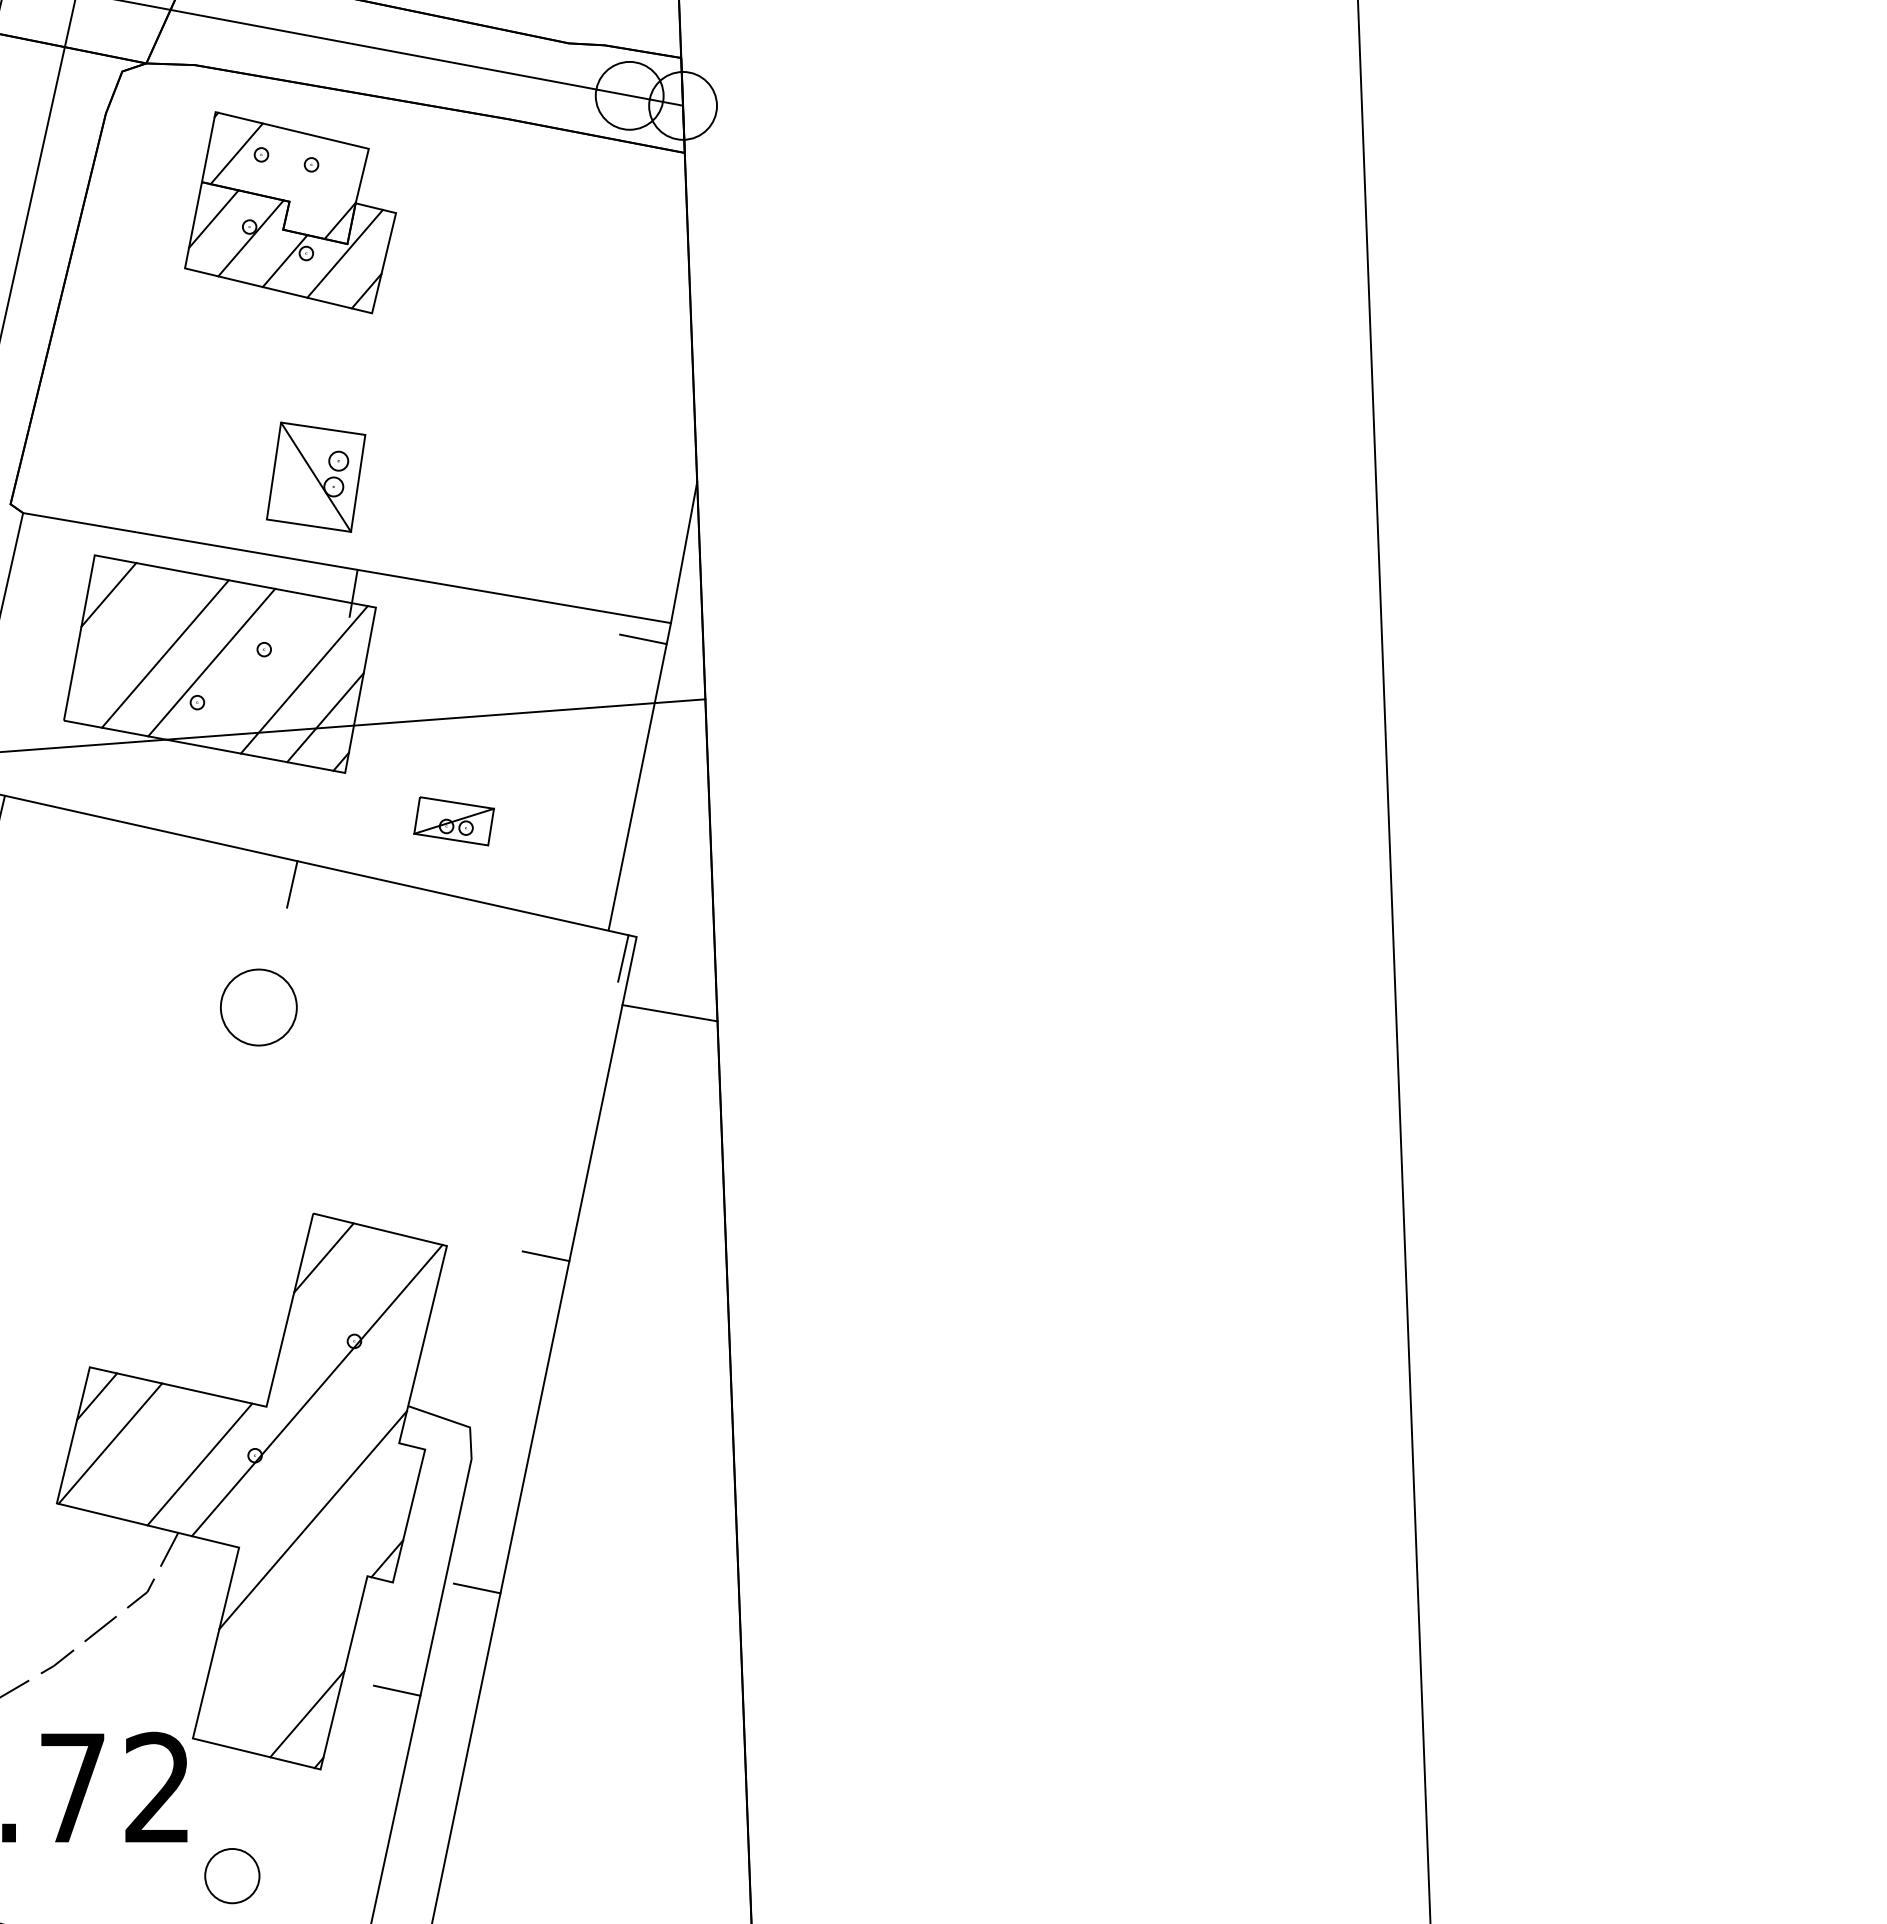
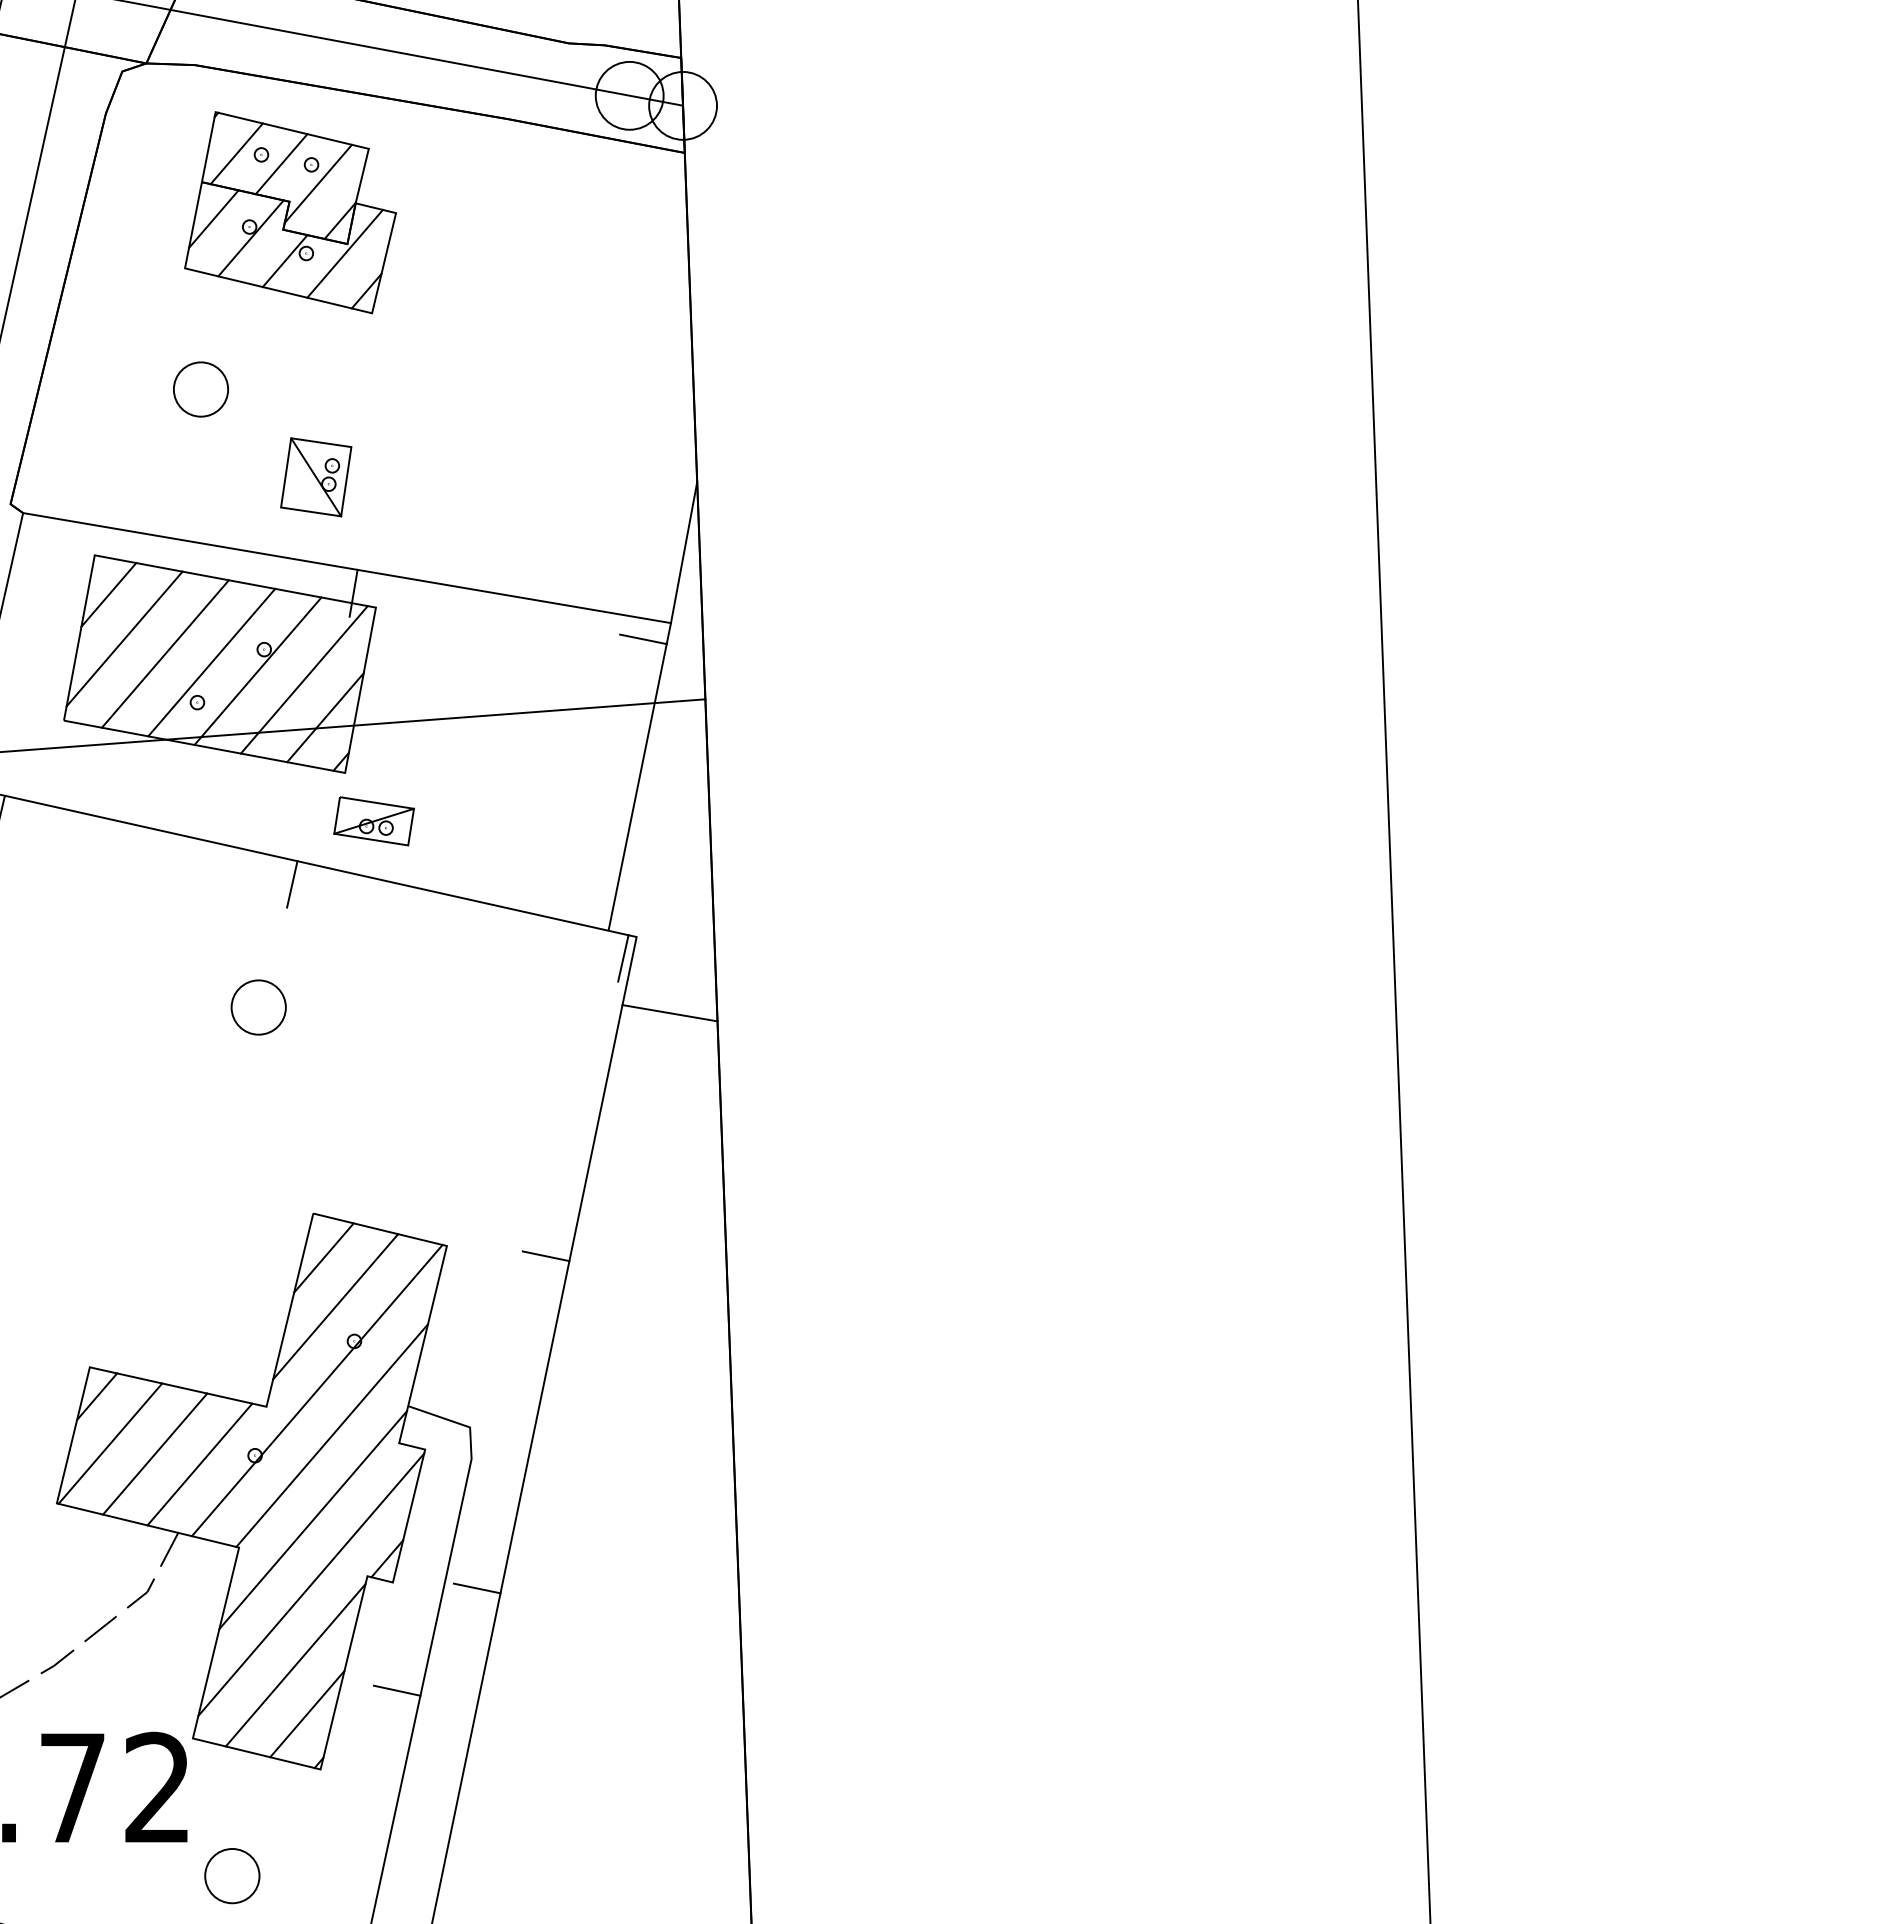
line: none -> present (281, 164)
line: none -> present (317, 183)
part: none -> present (200, 389)
part size: 101x112 px -> 73x81 px (316, 477)
line: none -> present (124, 638)
line: none -> present (257, 670)
part position: (453, 821) -> (373, 821) (373, 821)
part size: 78x79 px -> 57x57 px (258, 1007)
line: none -> present (335, 1306)
line: none -> present (331, 1435)
line: none -> present (155, 1453)
line: none -> present (311, 1584)
line: none -> present (295, 1665)
